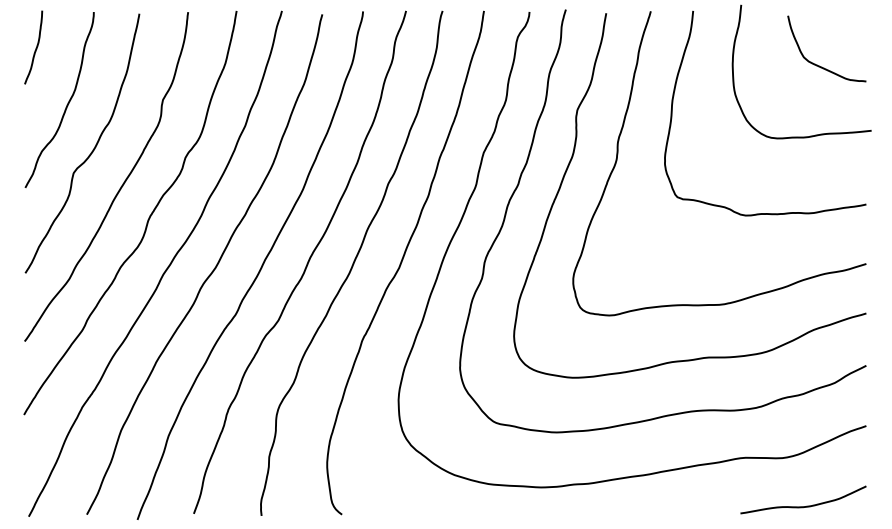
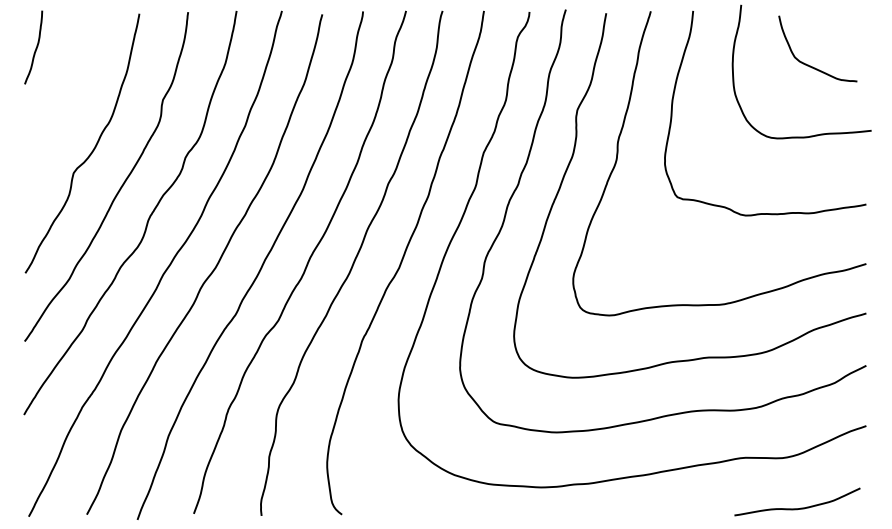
curve position: (817, 64) -> (808, 64) (808, 64)
curve: present -> none (67, 102)
curve position: (806, 505) -> (800, 507) (800, 507)
